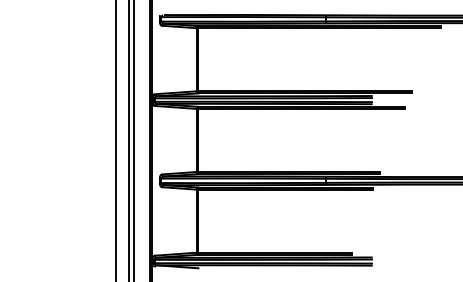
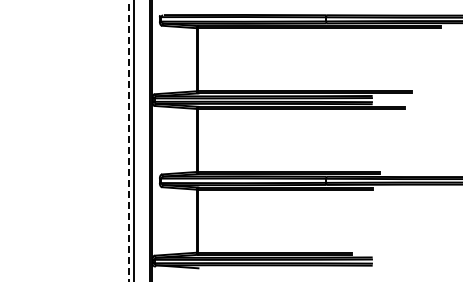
line: present -> none (115, 140)
line: solid -> dashed (129, 140)
